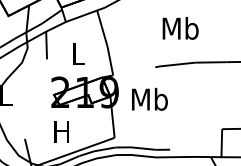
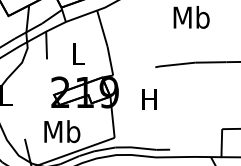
text position: (180, 28) -> (191, 17) (191, 17)
text: Mb -> H (149, 98)
text: H -> Mb (62, 131)
